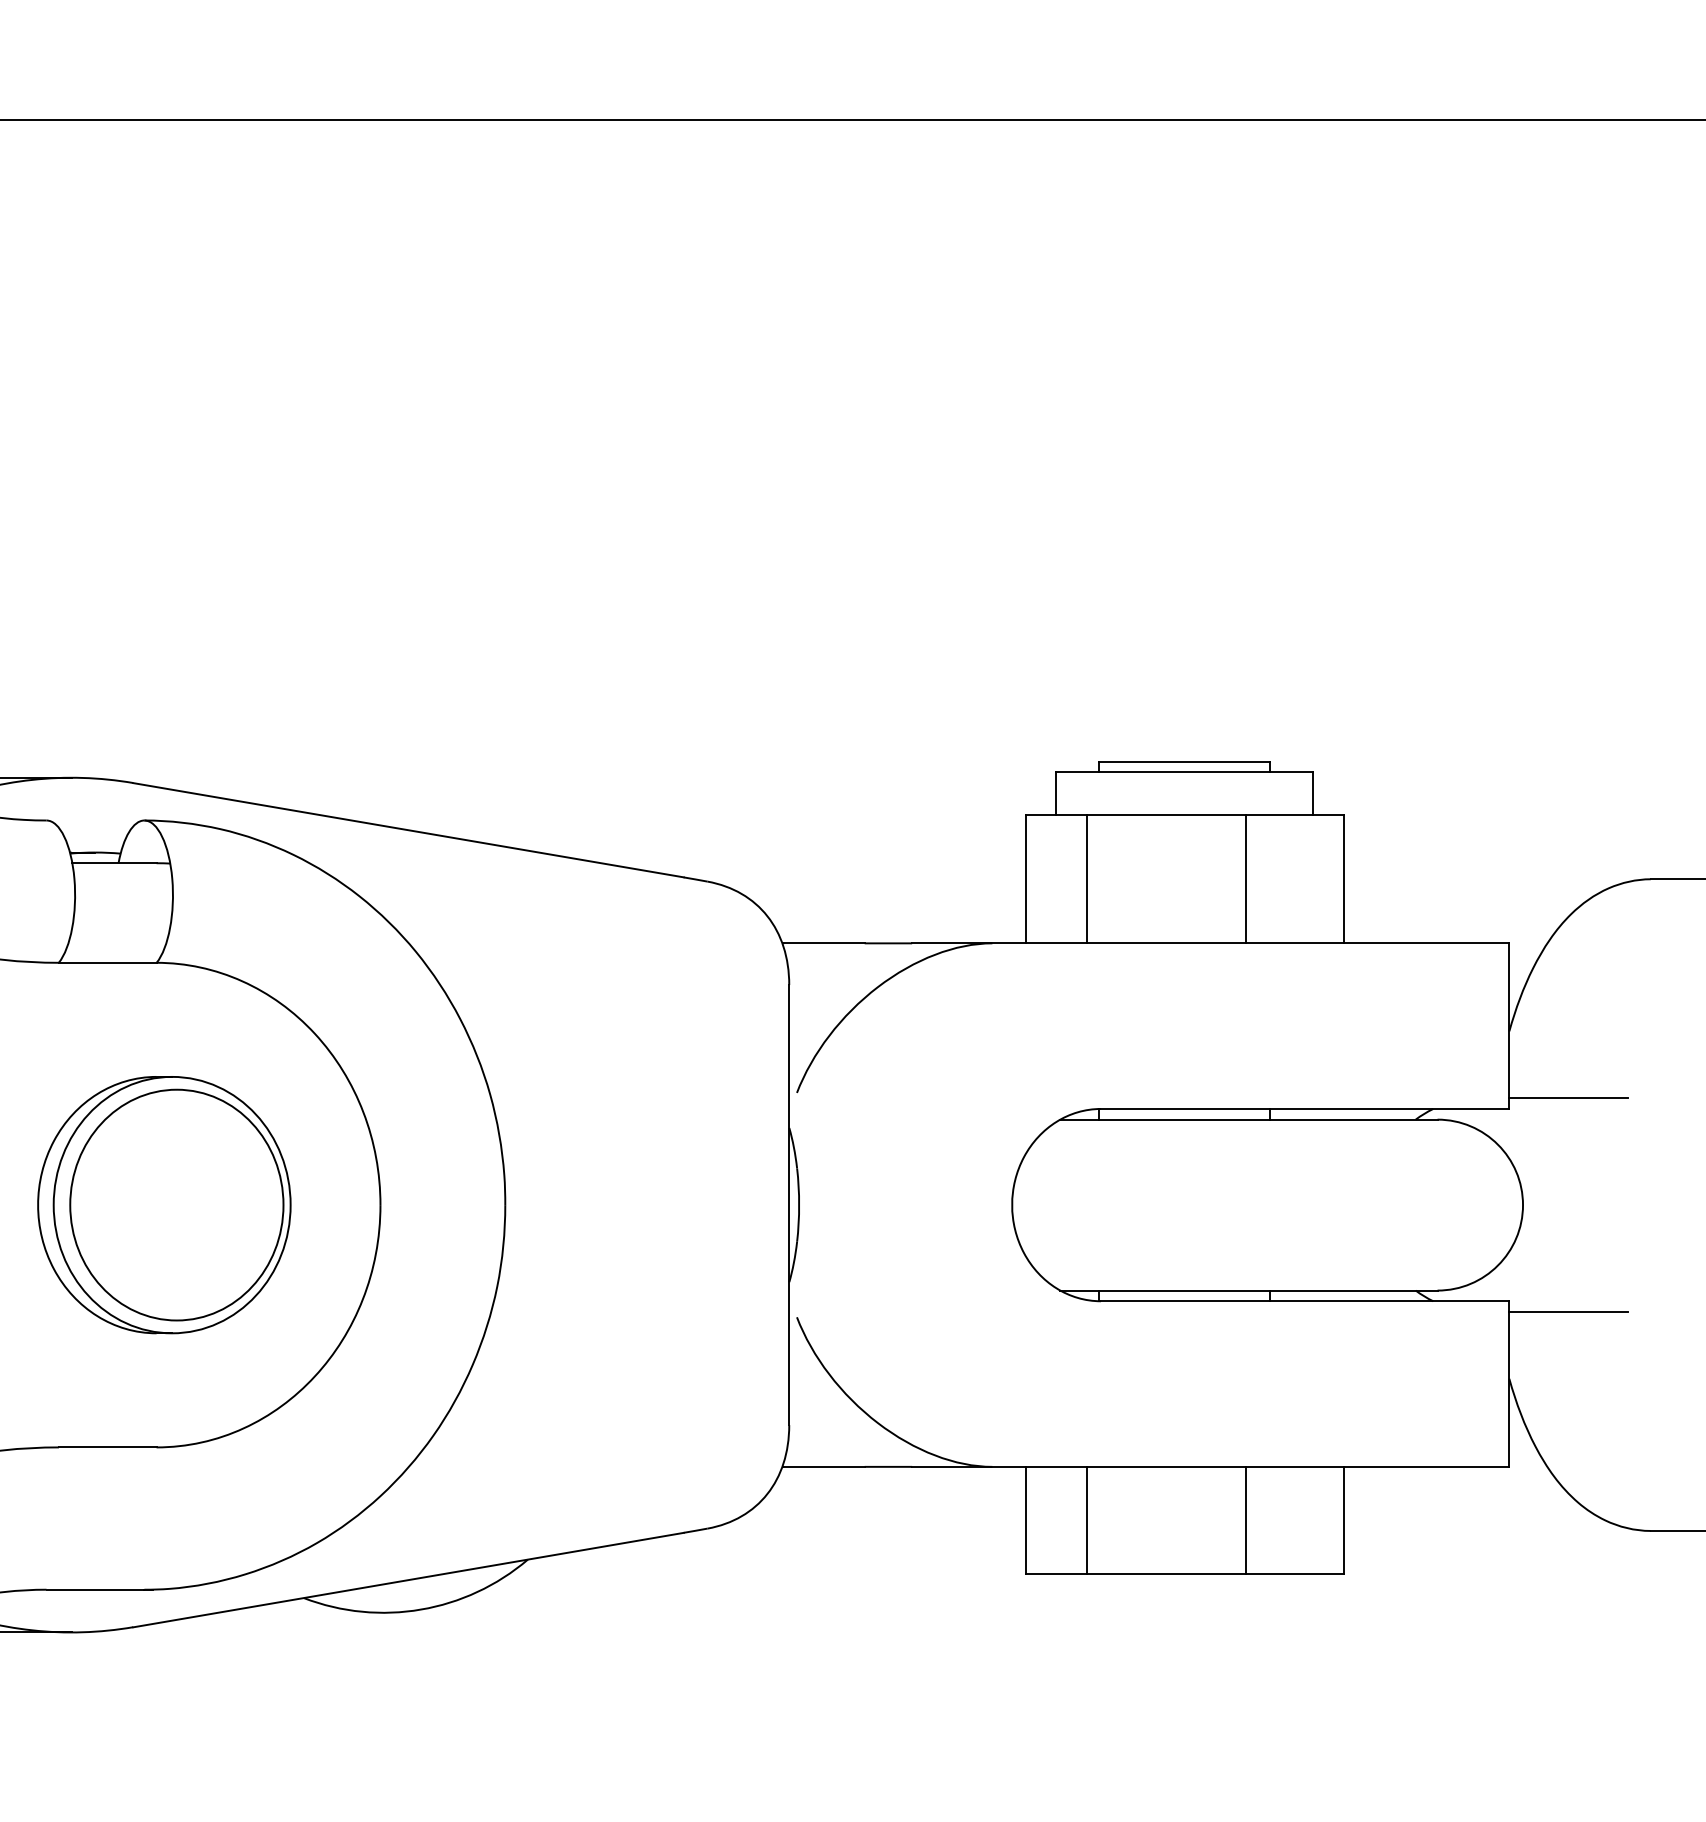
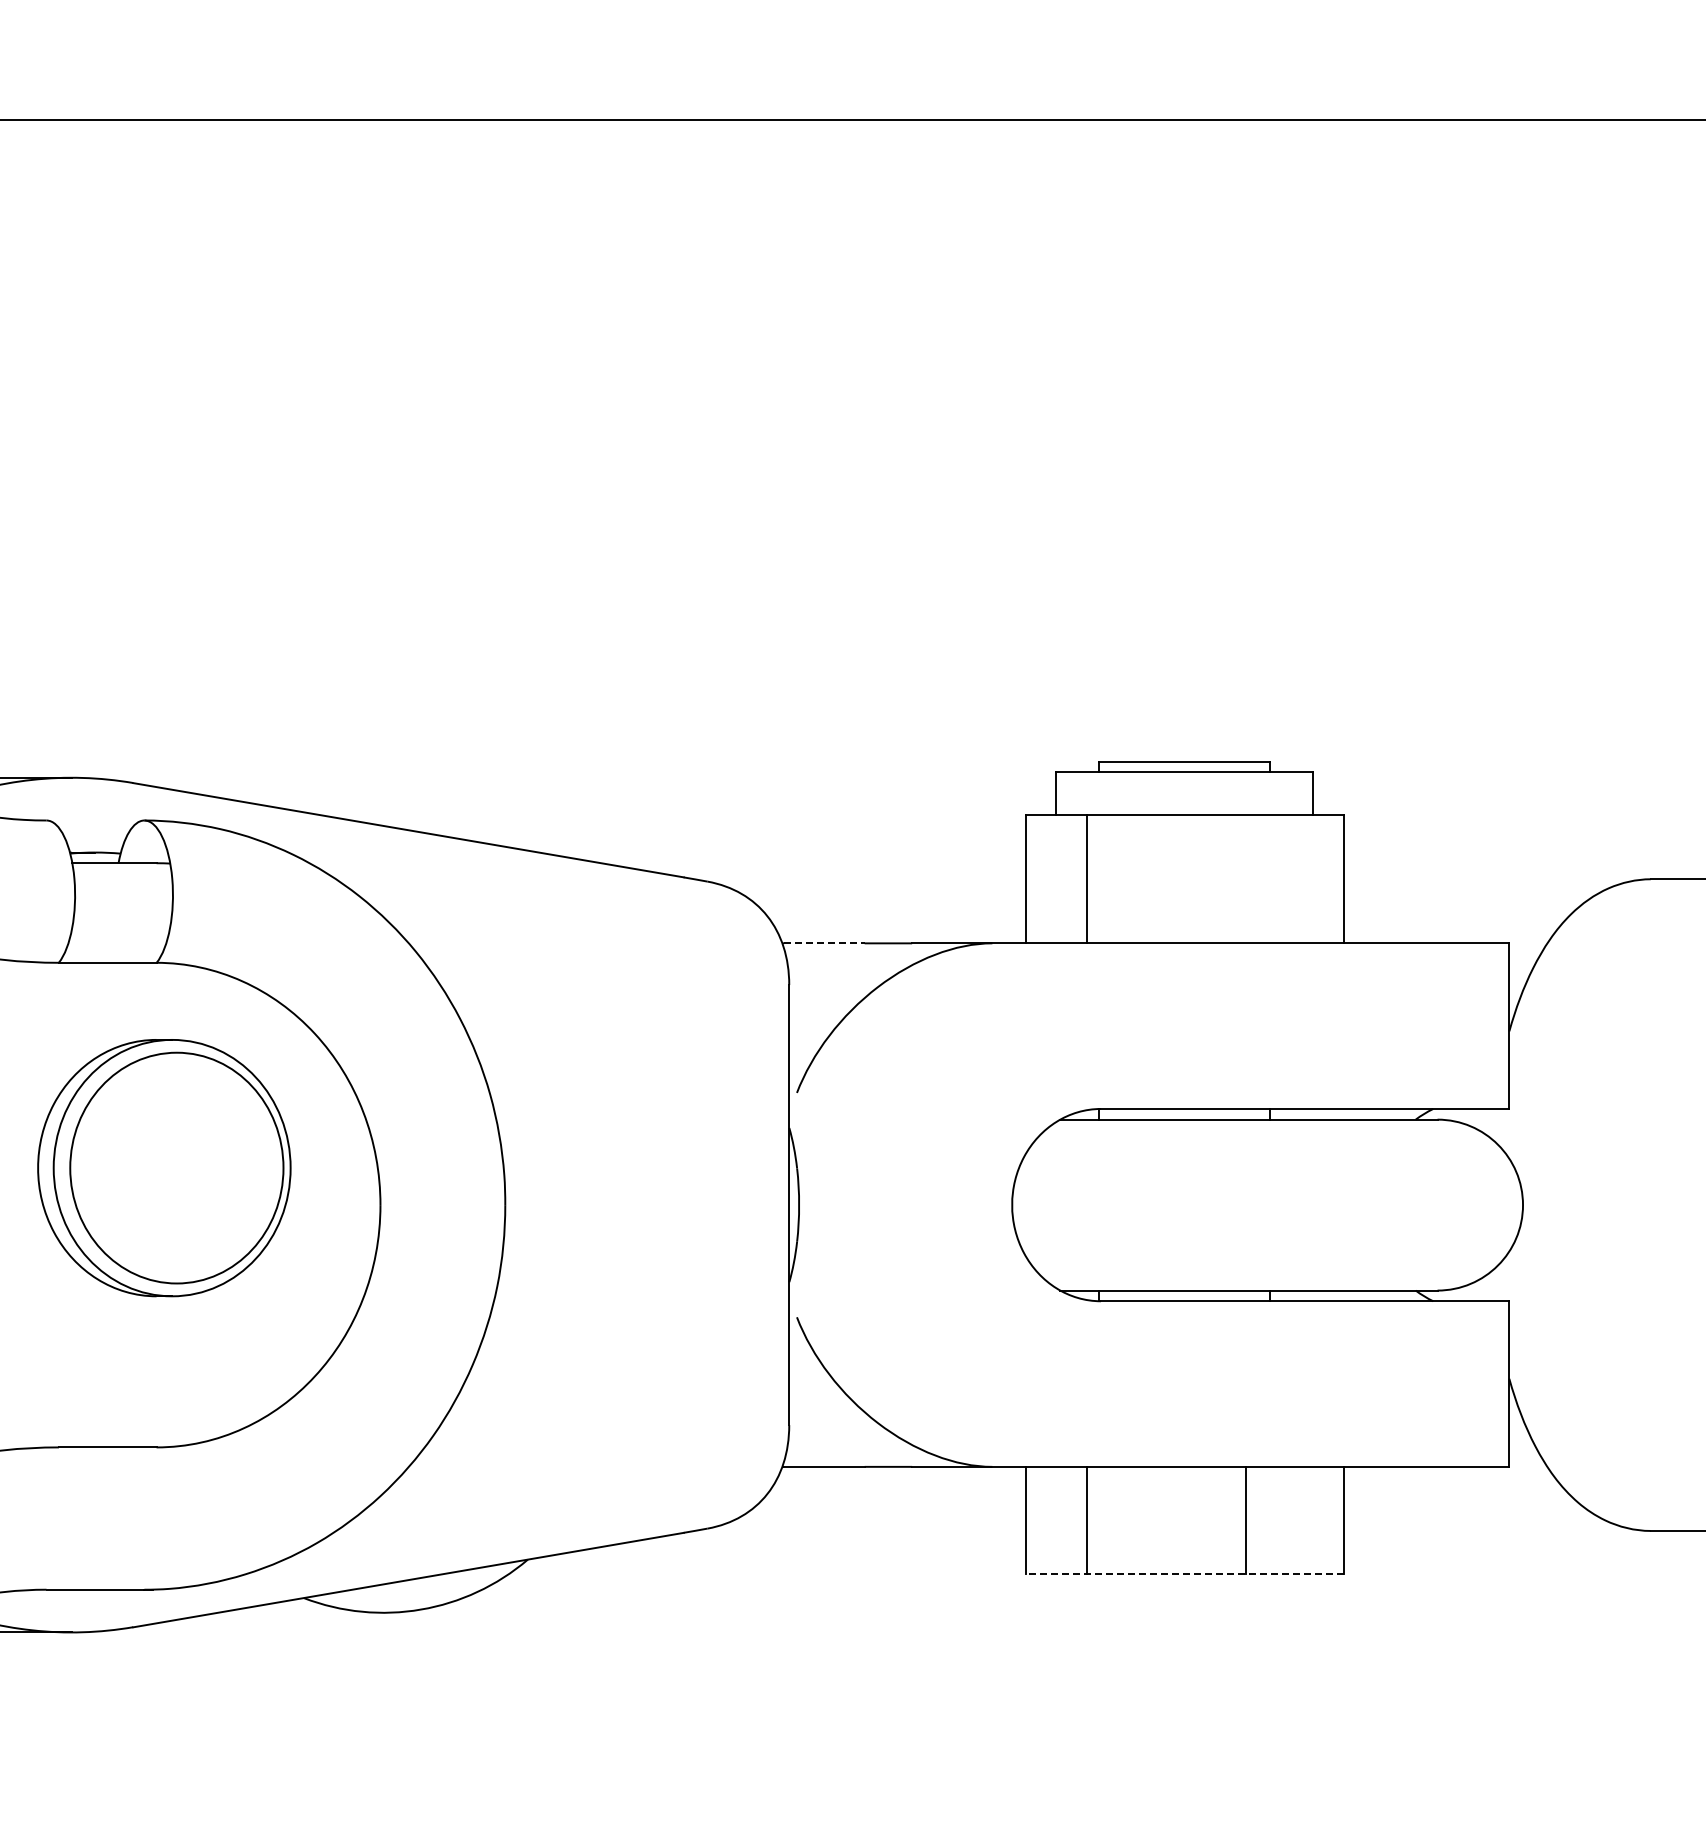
line: present -> none (1245, 879)
line: solid -> dashed (824, 943)
line: present -> none (1568, 1098)
part position: (164, 1205) -> (164, 1168) (164, 1168)
line: present -> none (1568, 1311)
line: solid -> dashed (1184, 1573)
